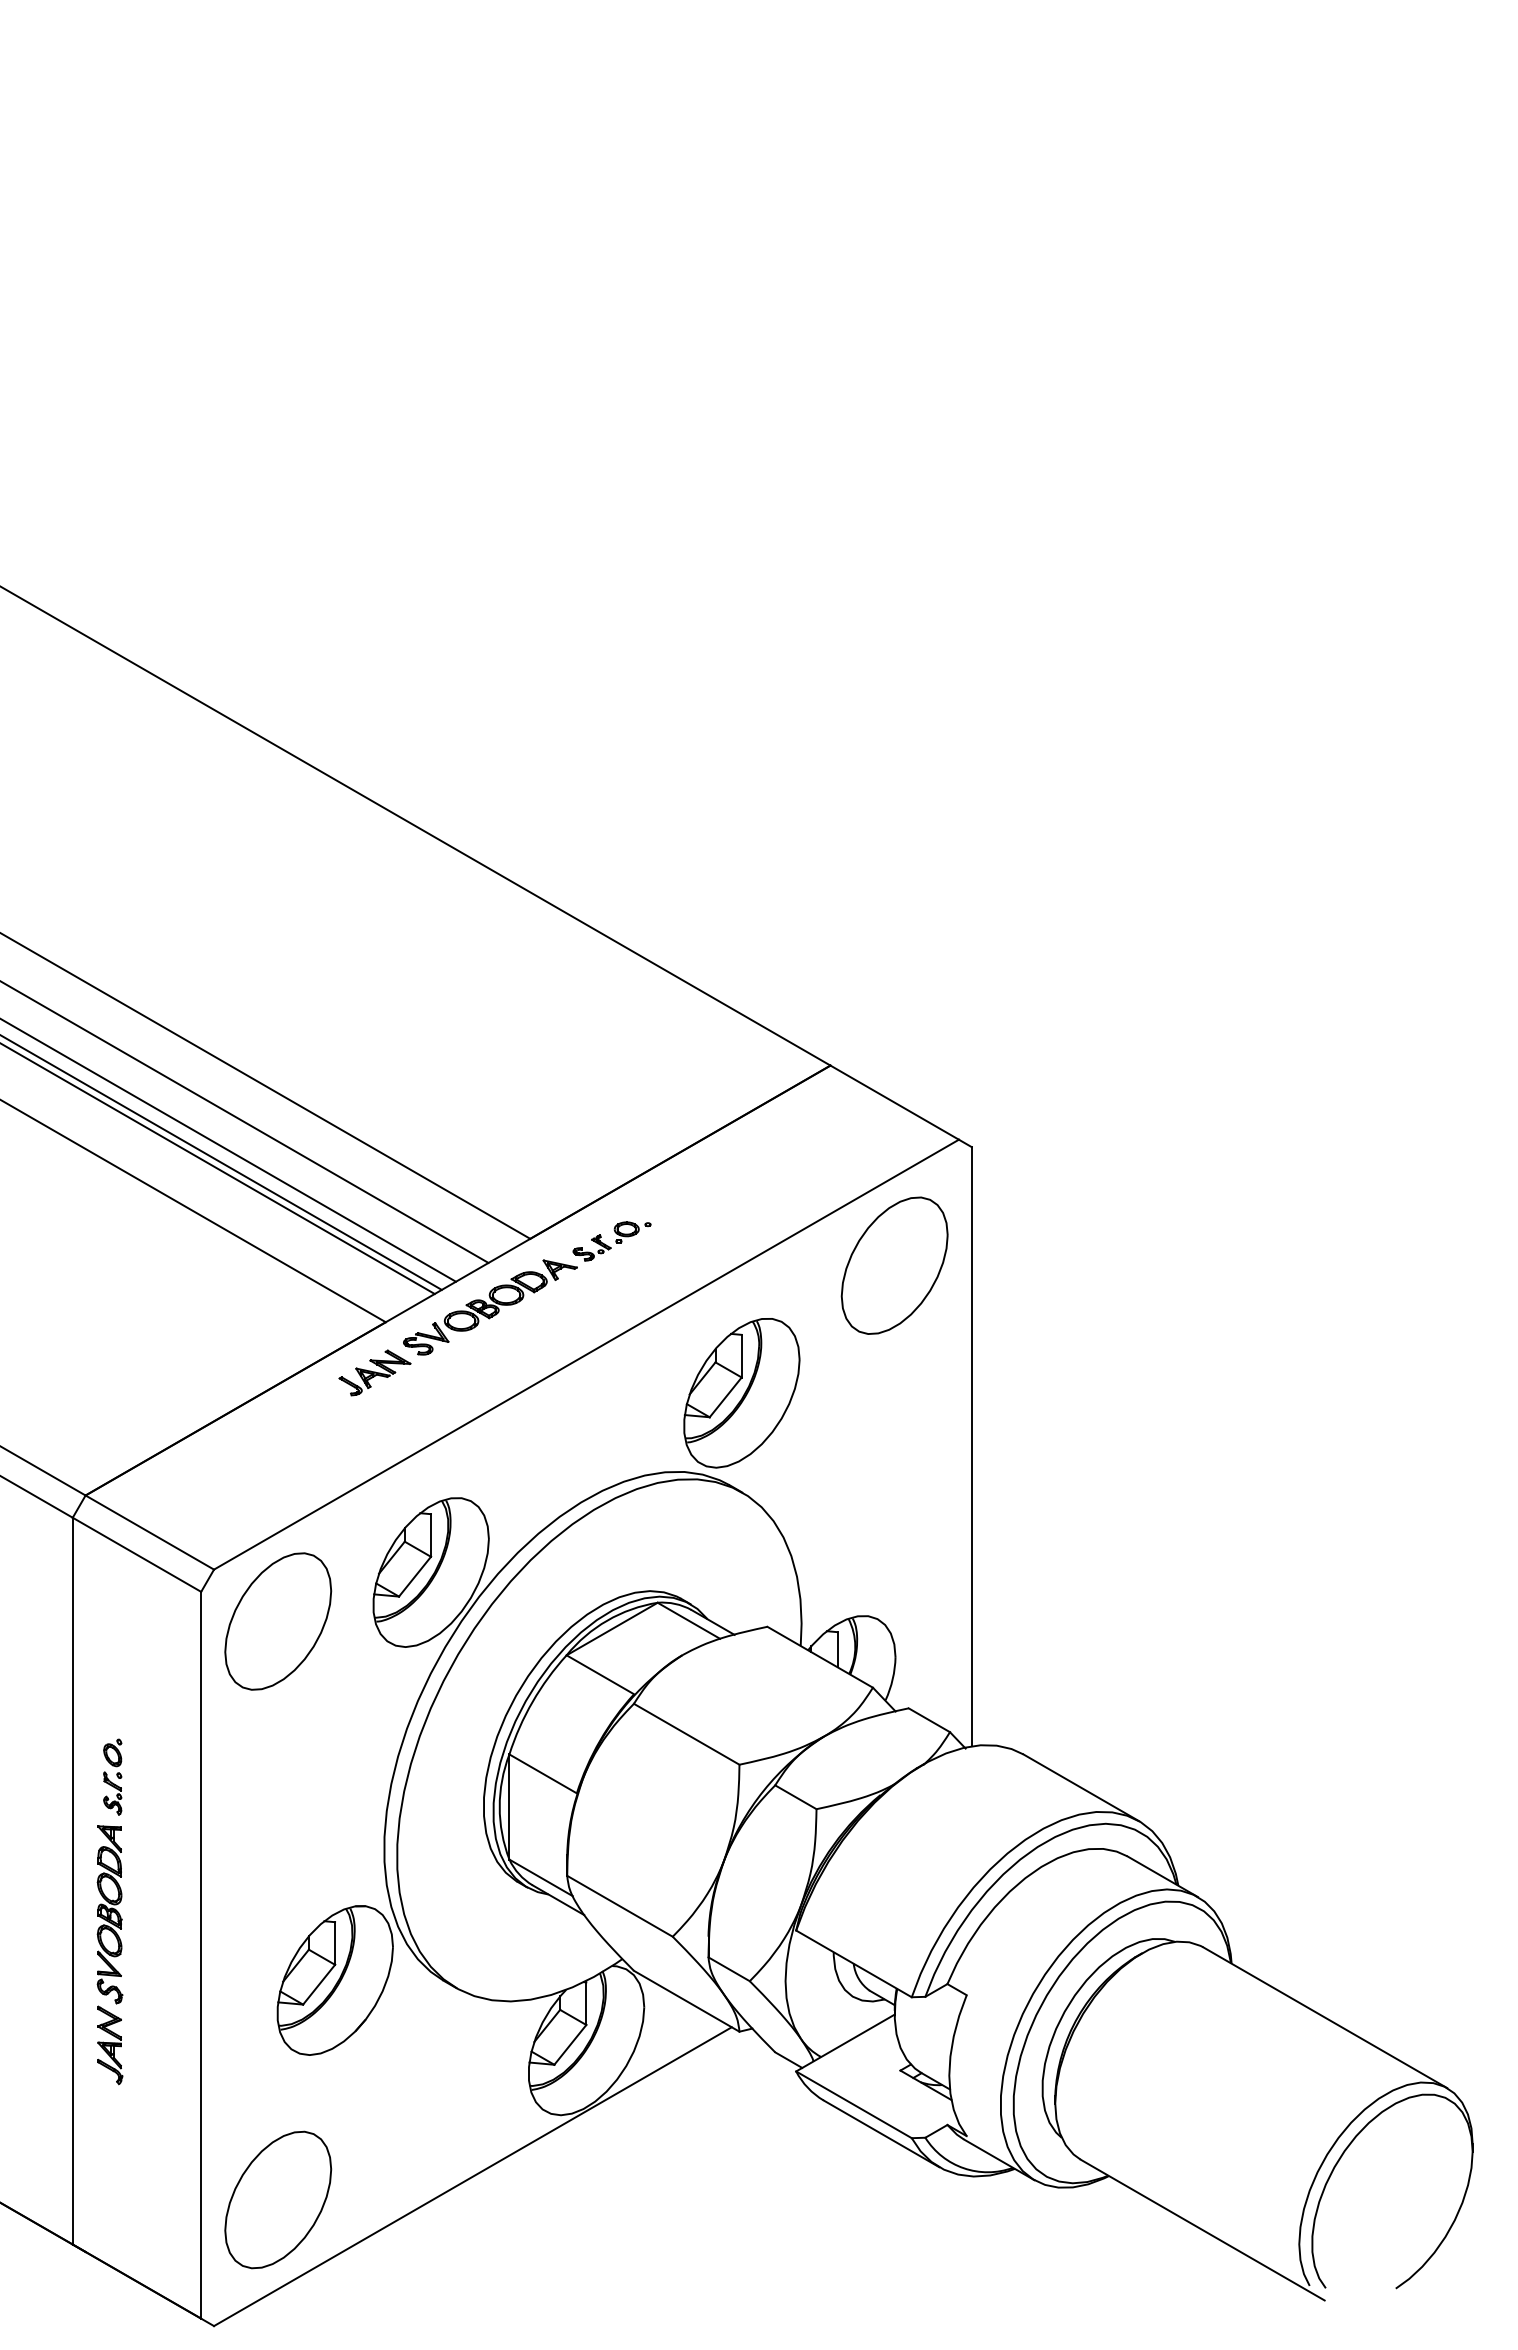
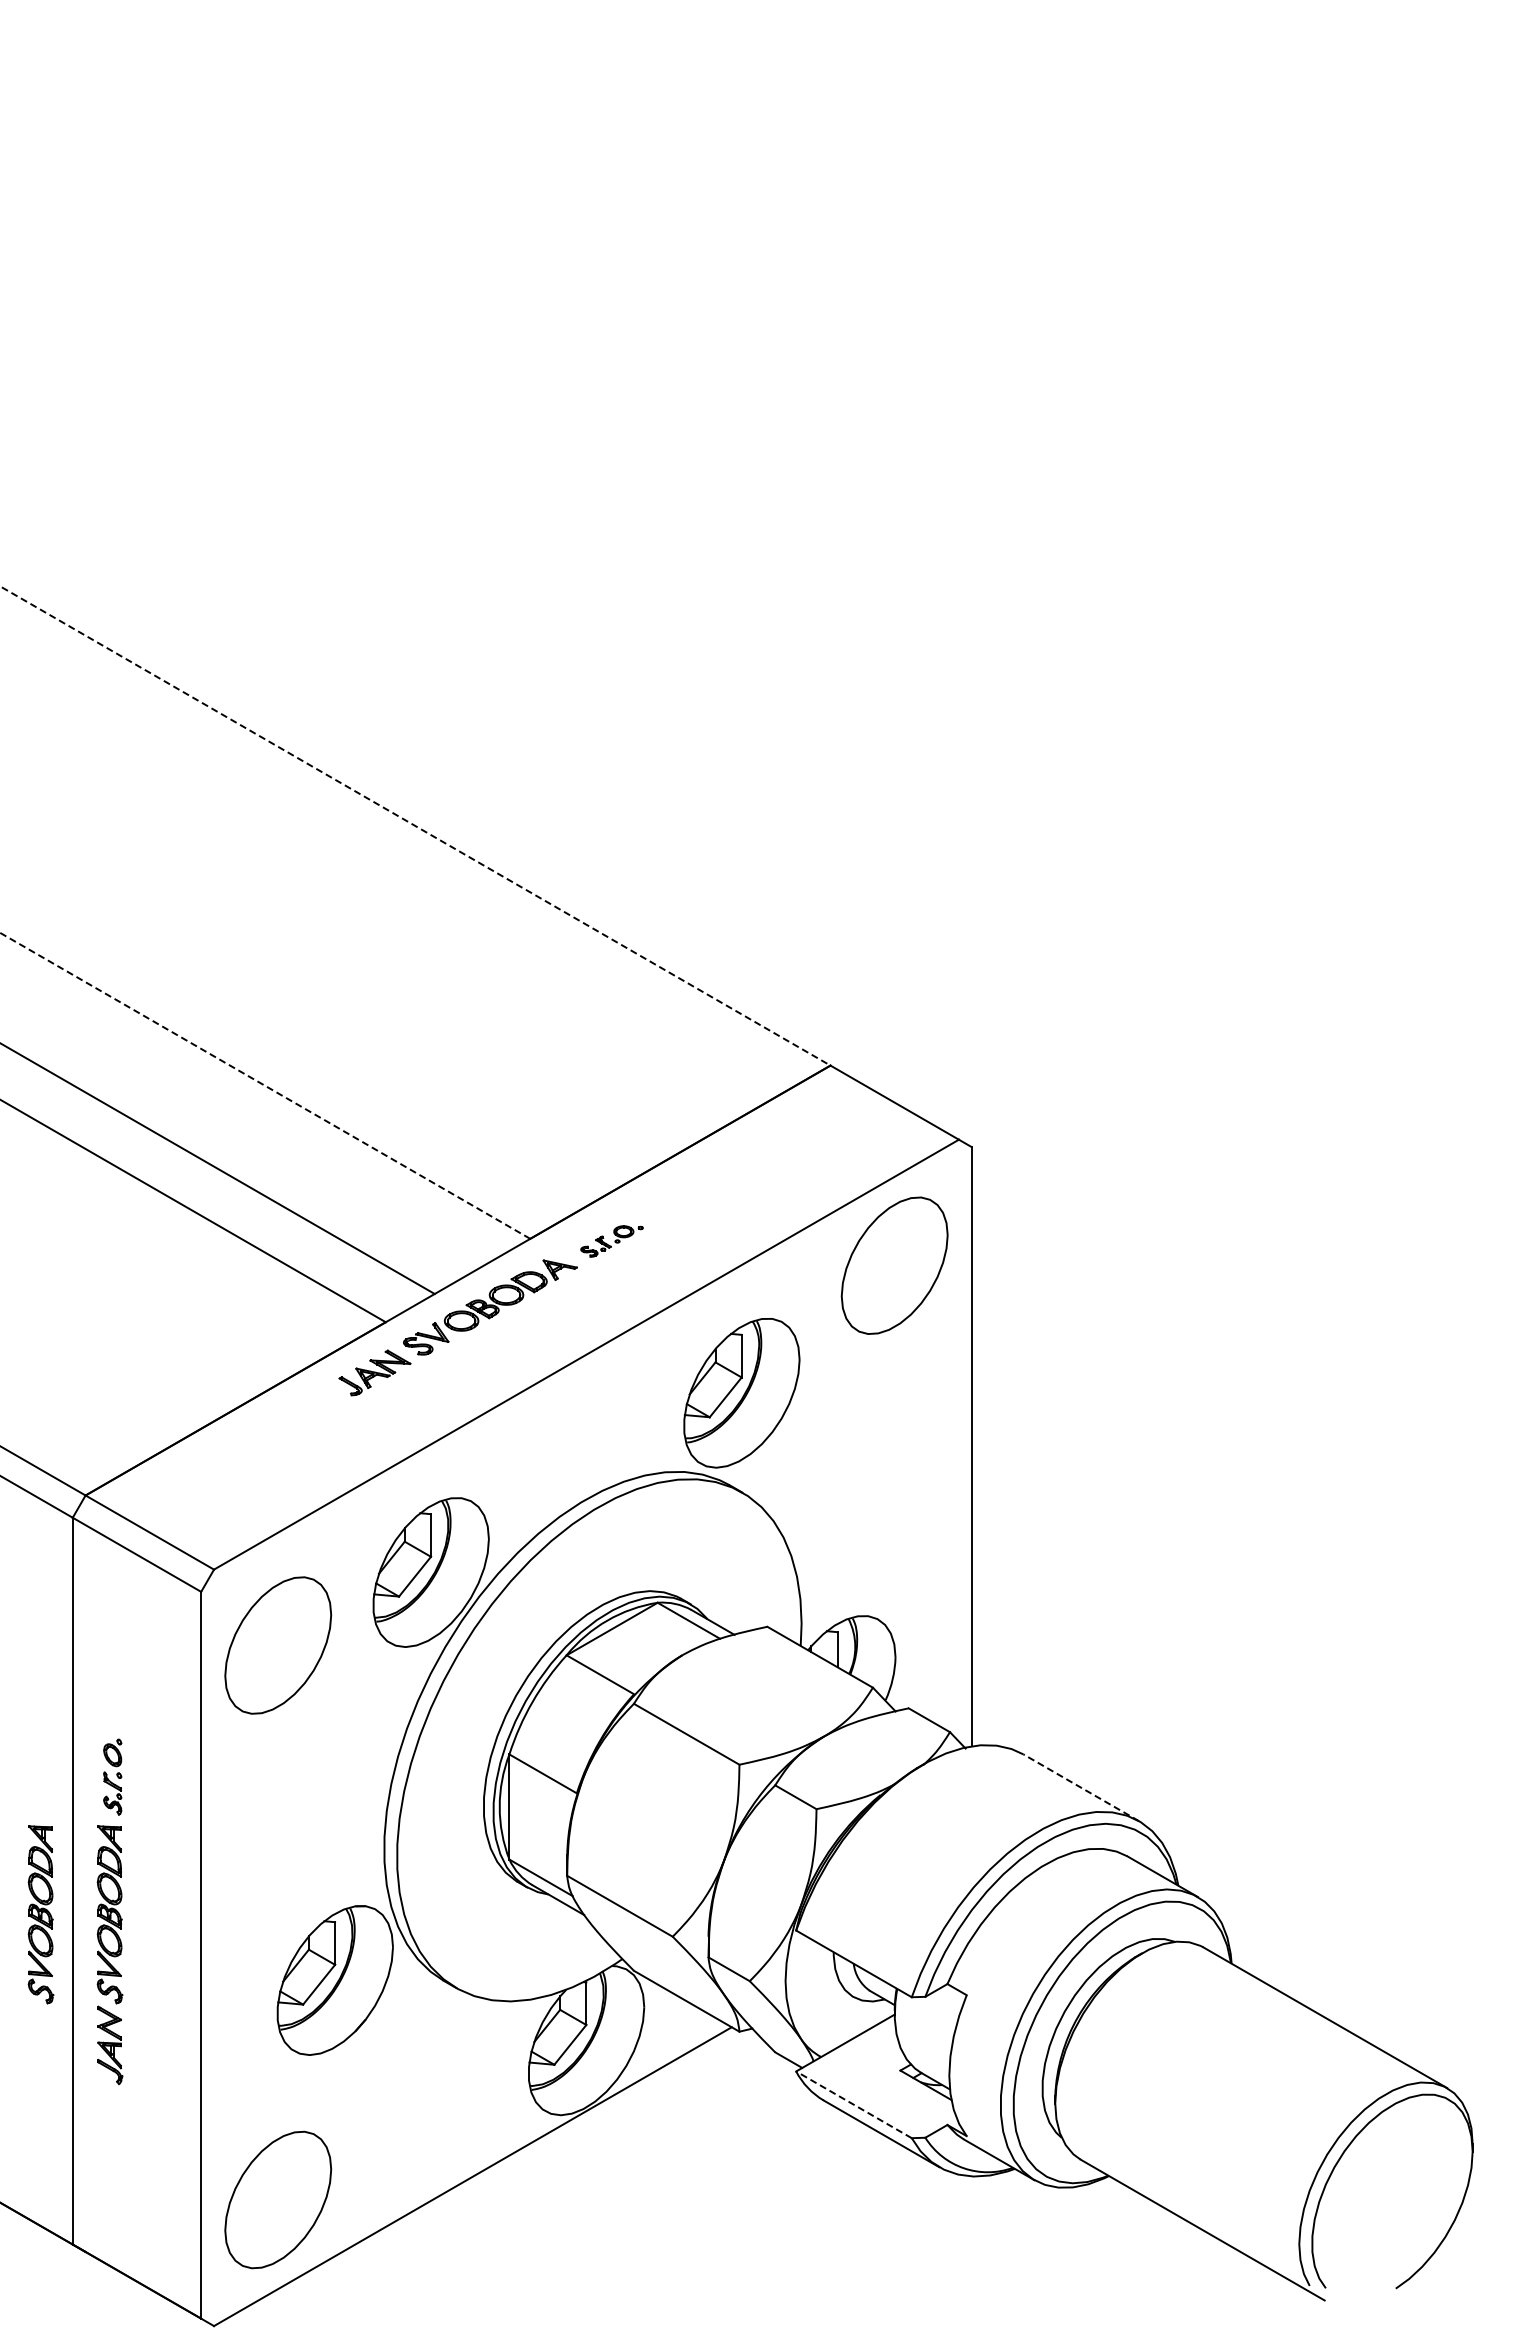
line: solid -> dashed (415, 826)
line: solid -> dashed (265, 1085)
line: present -> none (245, 1122)
line: present -> none (229, 1150)
line: present -> none (221, 1162)
part size: 80x41 px -> 64x33 px (611, 1241)
part position: (278, 1621) -> (278, 1645) (278, 1645)
line: solid -> dashed (1081, 1787)
part: none -> present (40, 1914)
line: solid -> dashed (853, 2104)
